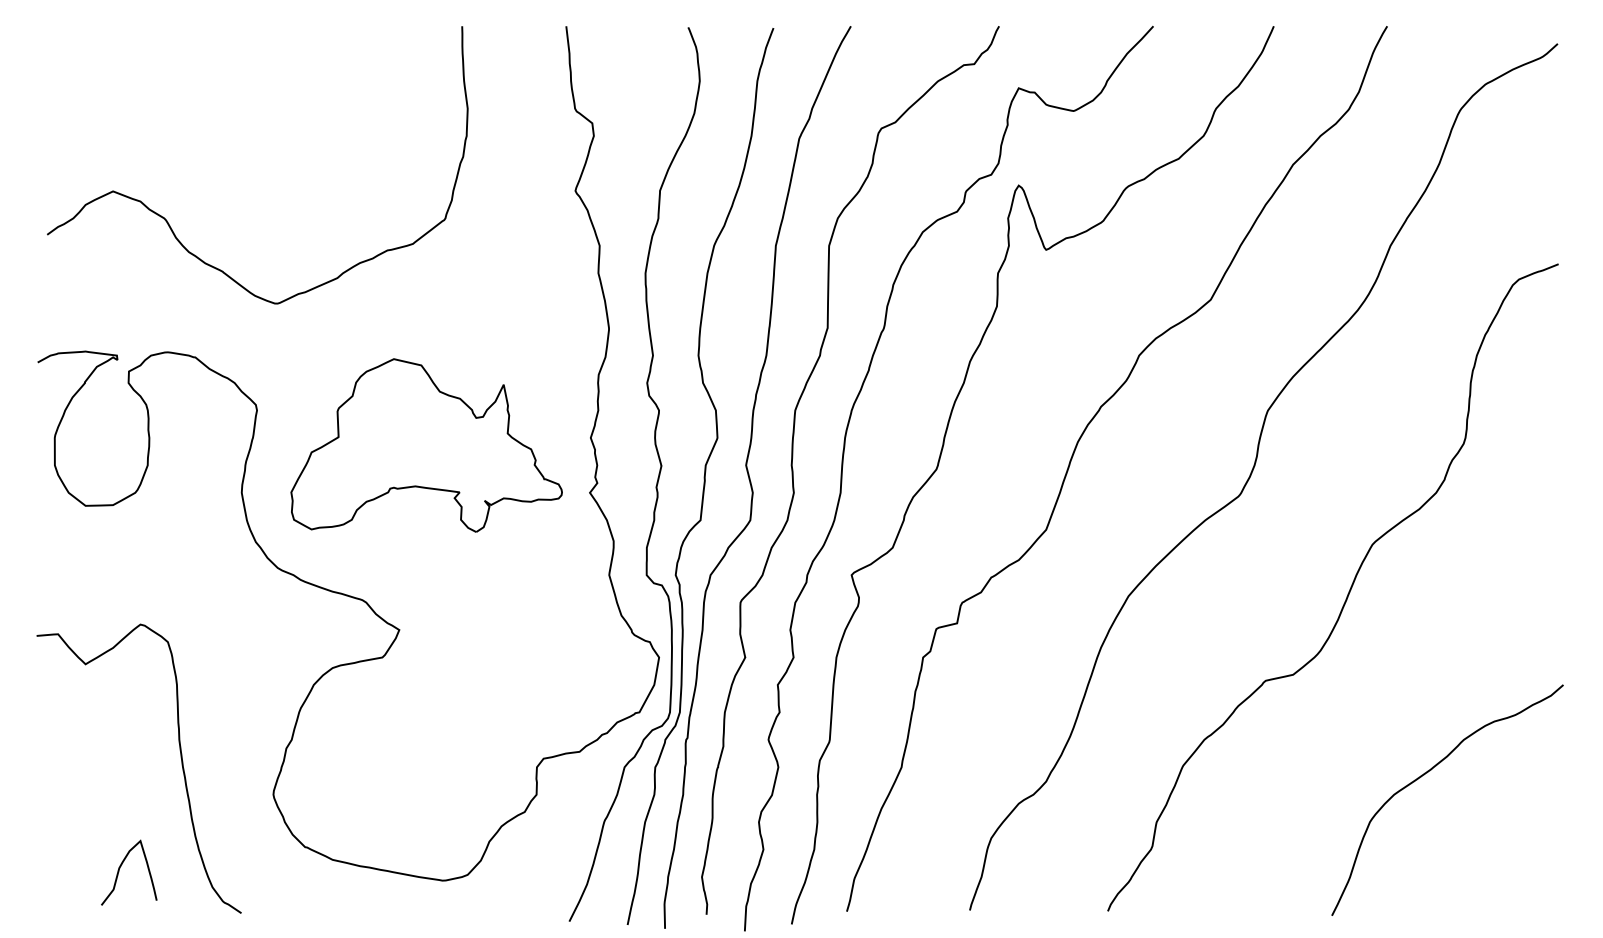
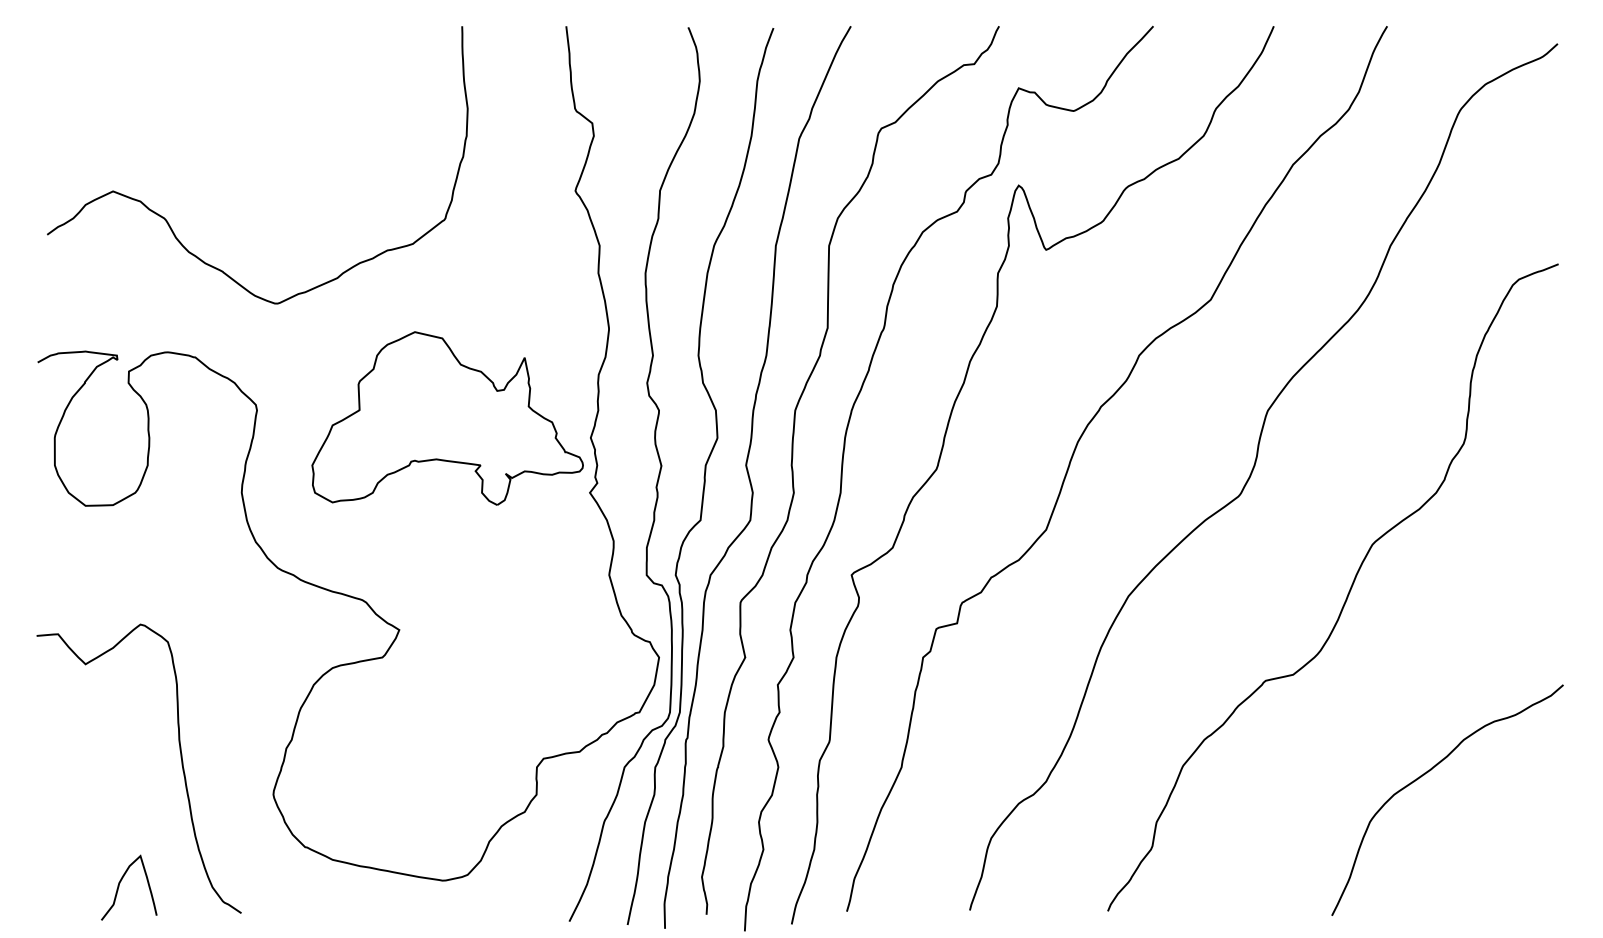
part position: (426, 445) -> (447, 418) (447, 418)
curve position: (120, 868) -> (120, 883) (120, 883)
